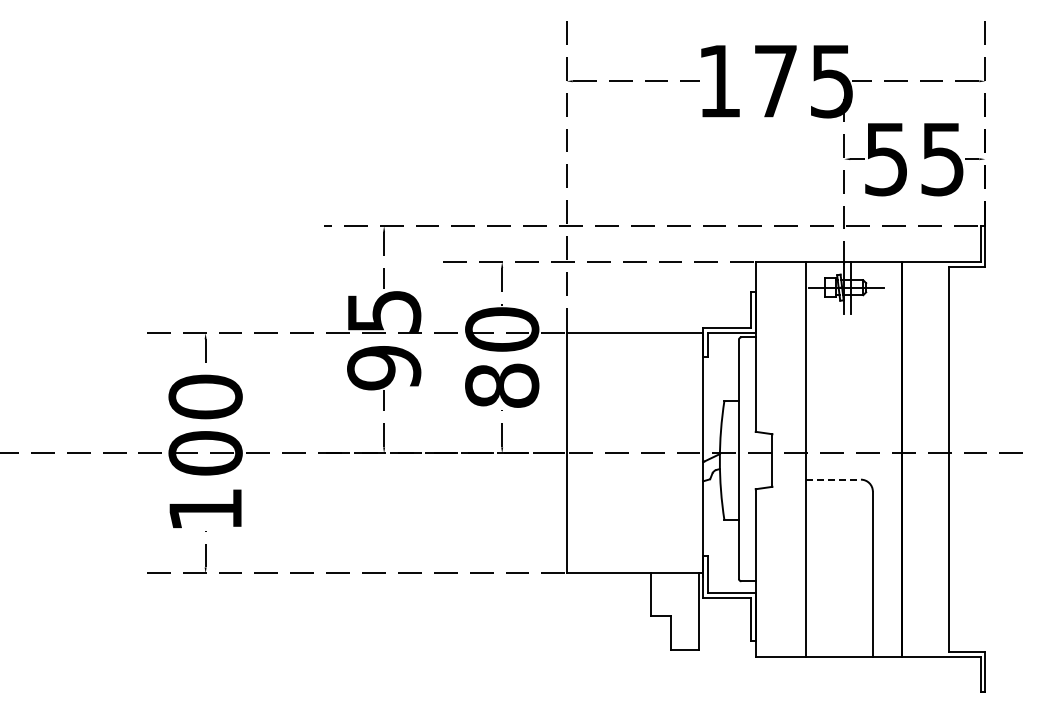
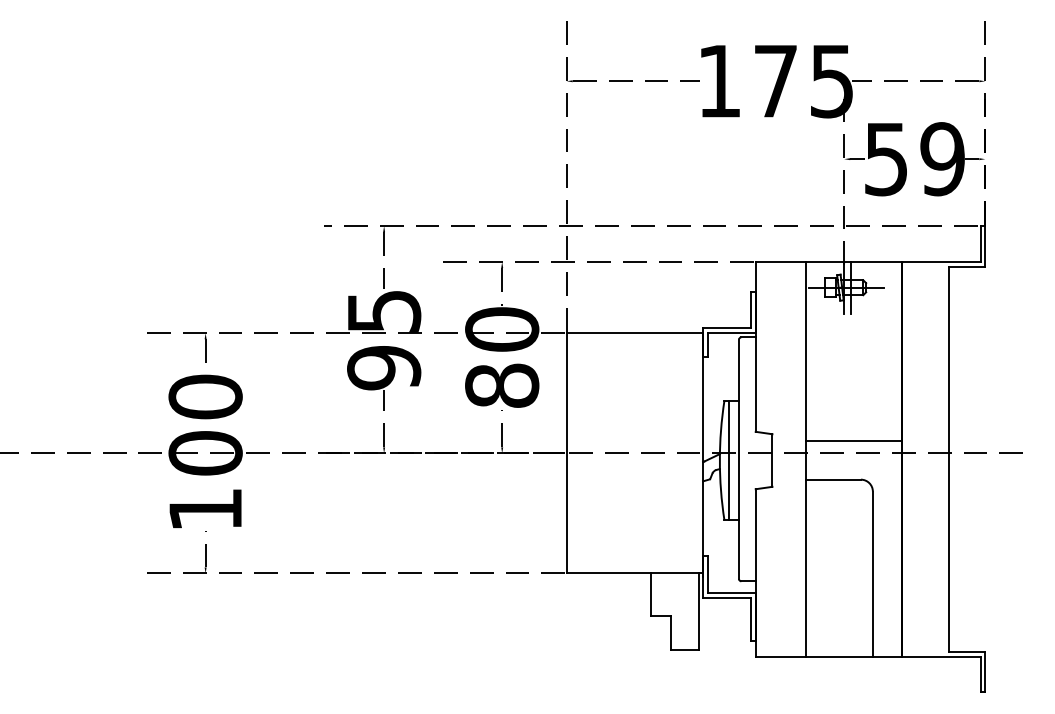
text: 55 -> 59 (942, 159)
line: none -> present (853, 441)
line: none -> present (729, 460)
line: dashed -> solid (833, 479)
